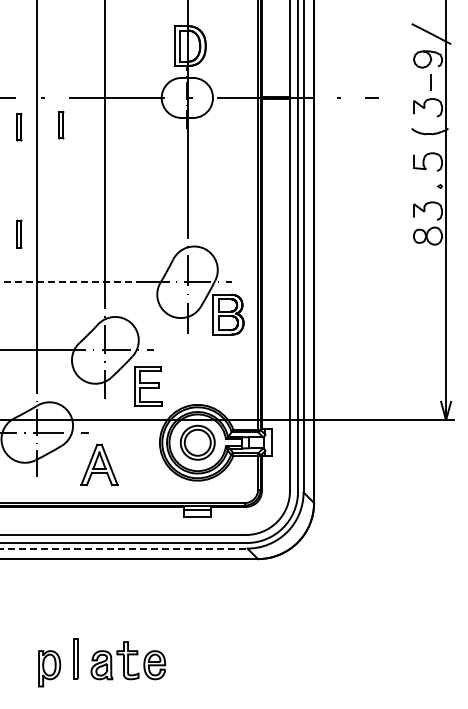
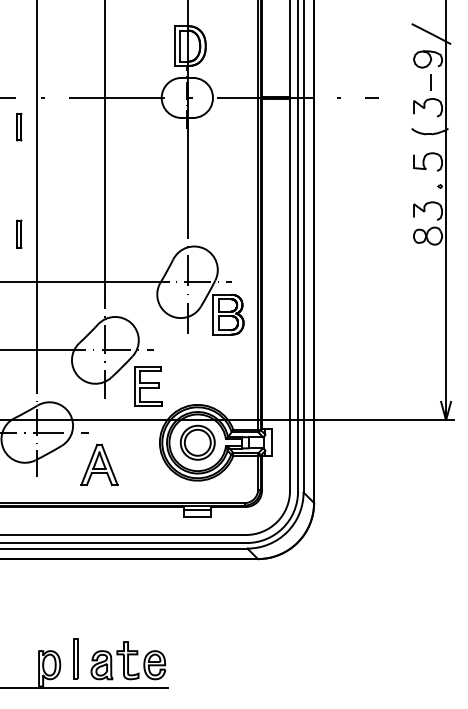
part: present -> none (61, 124)
line: dashed -> solid (71, 282)
line: dashed -> solid (124, 548)
line: none -> present (84, 687)
